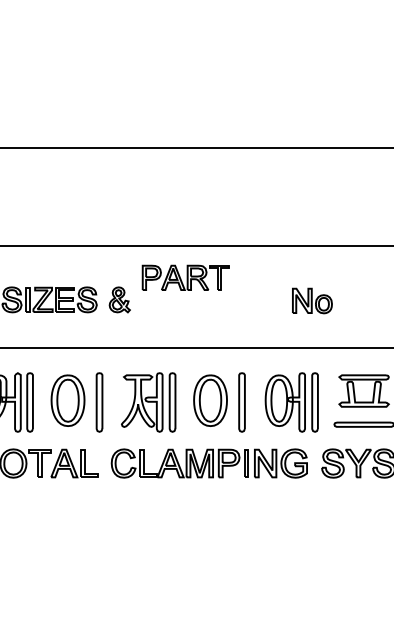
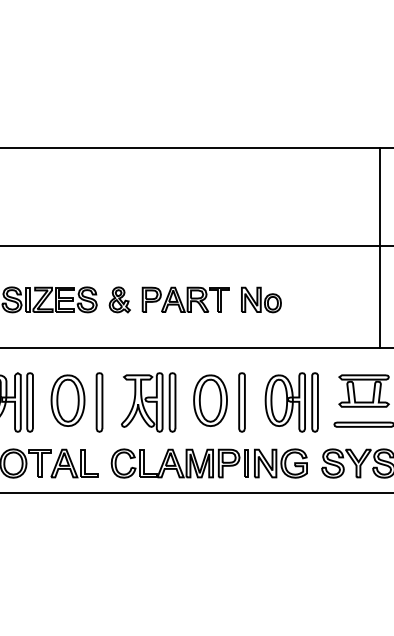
line: none -> present (379, 247)
part position: (185, 277) -> (185, 299) (185, 299)
part position: (312, 300) -> (261, 299) (261, 299)
line: none -> present (196, 492)
